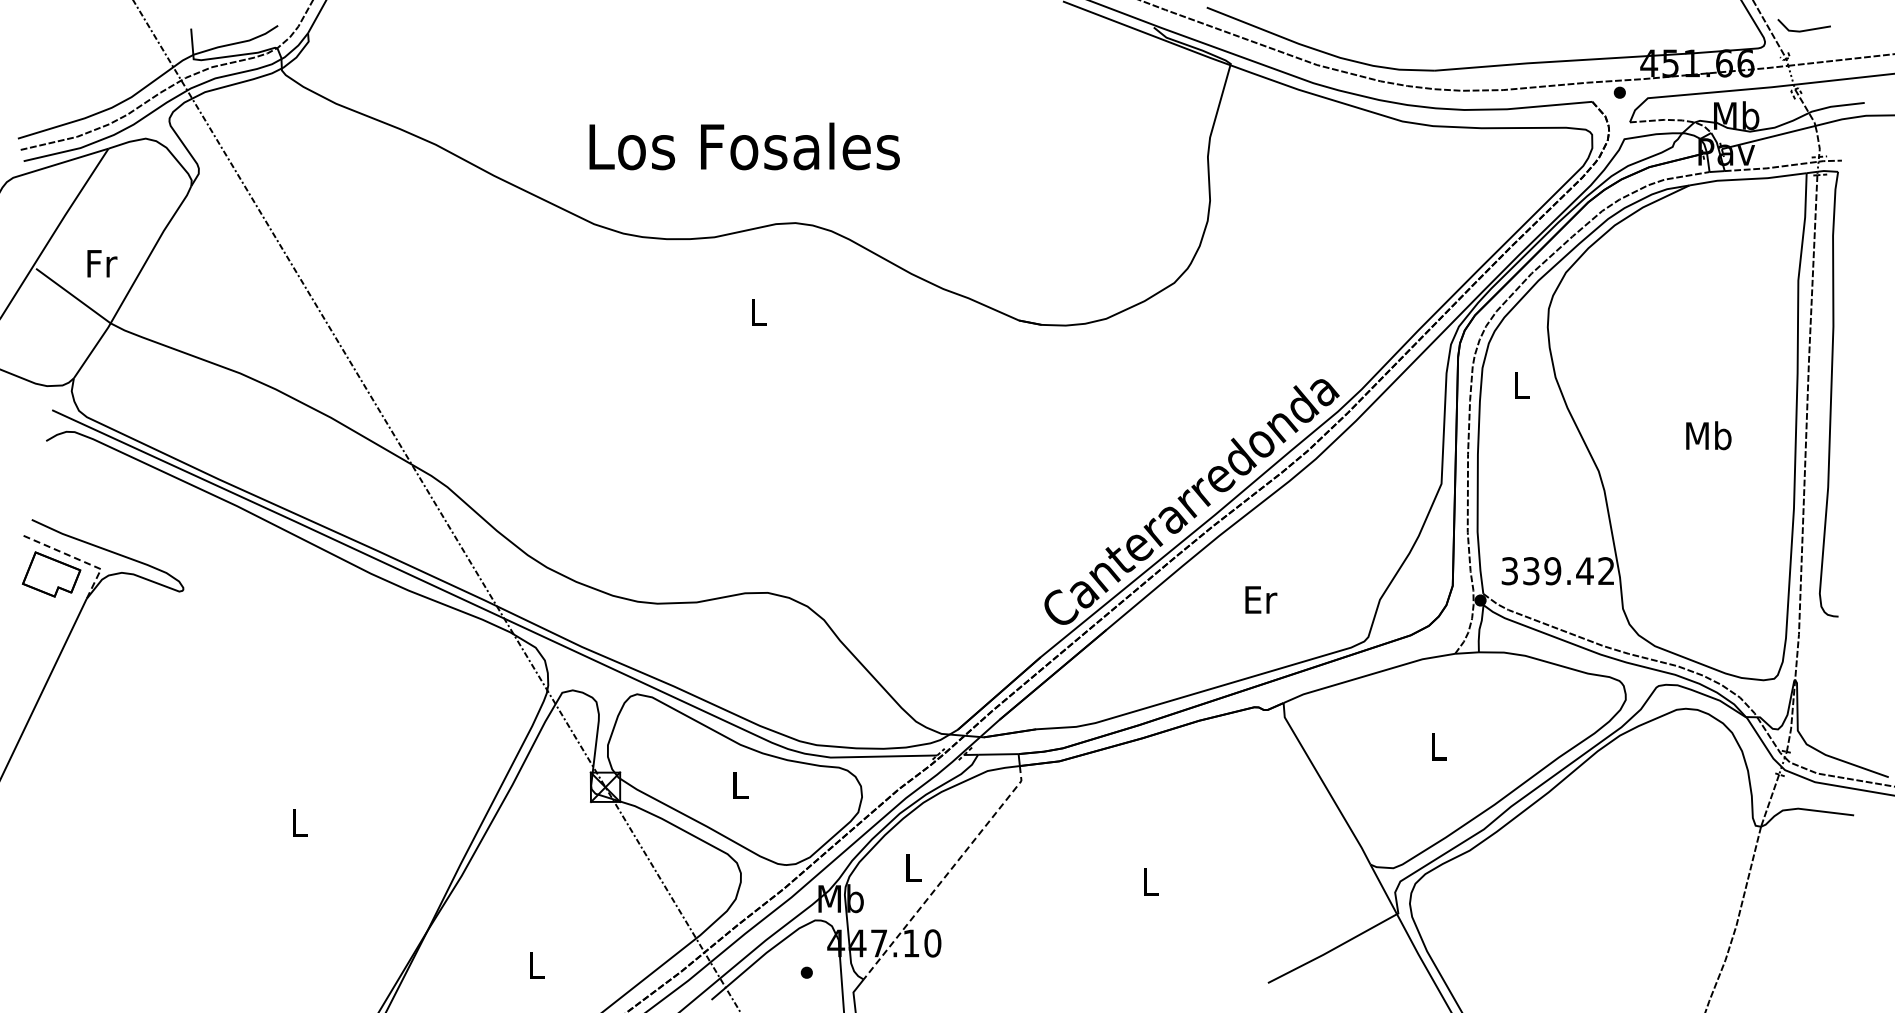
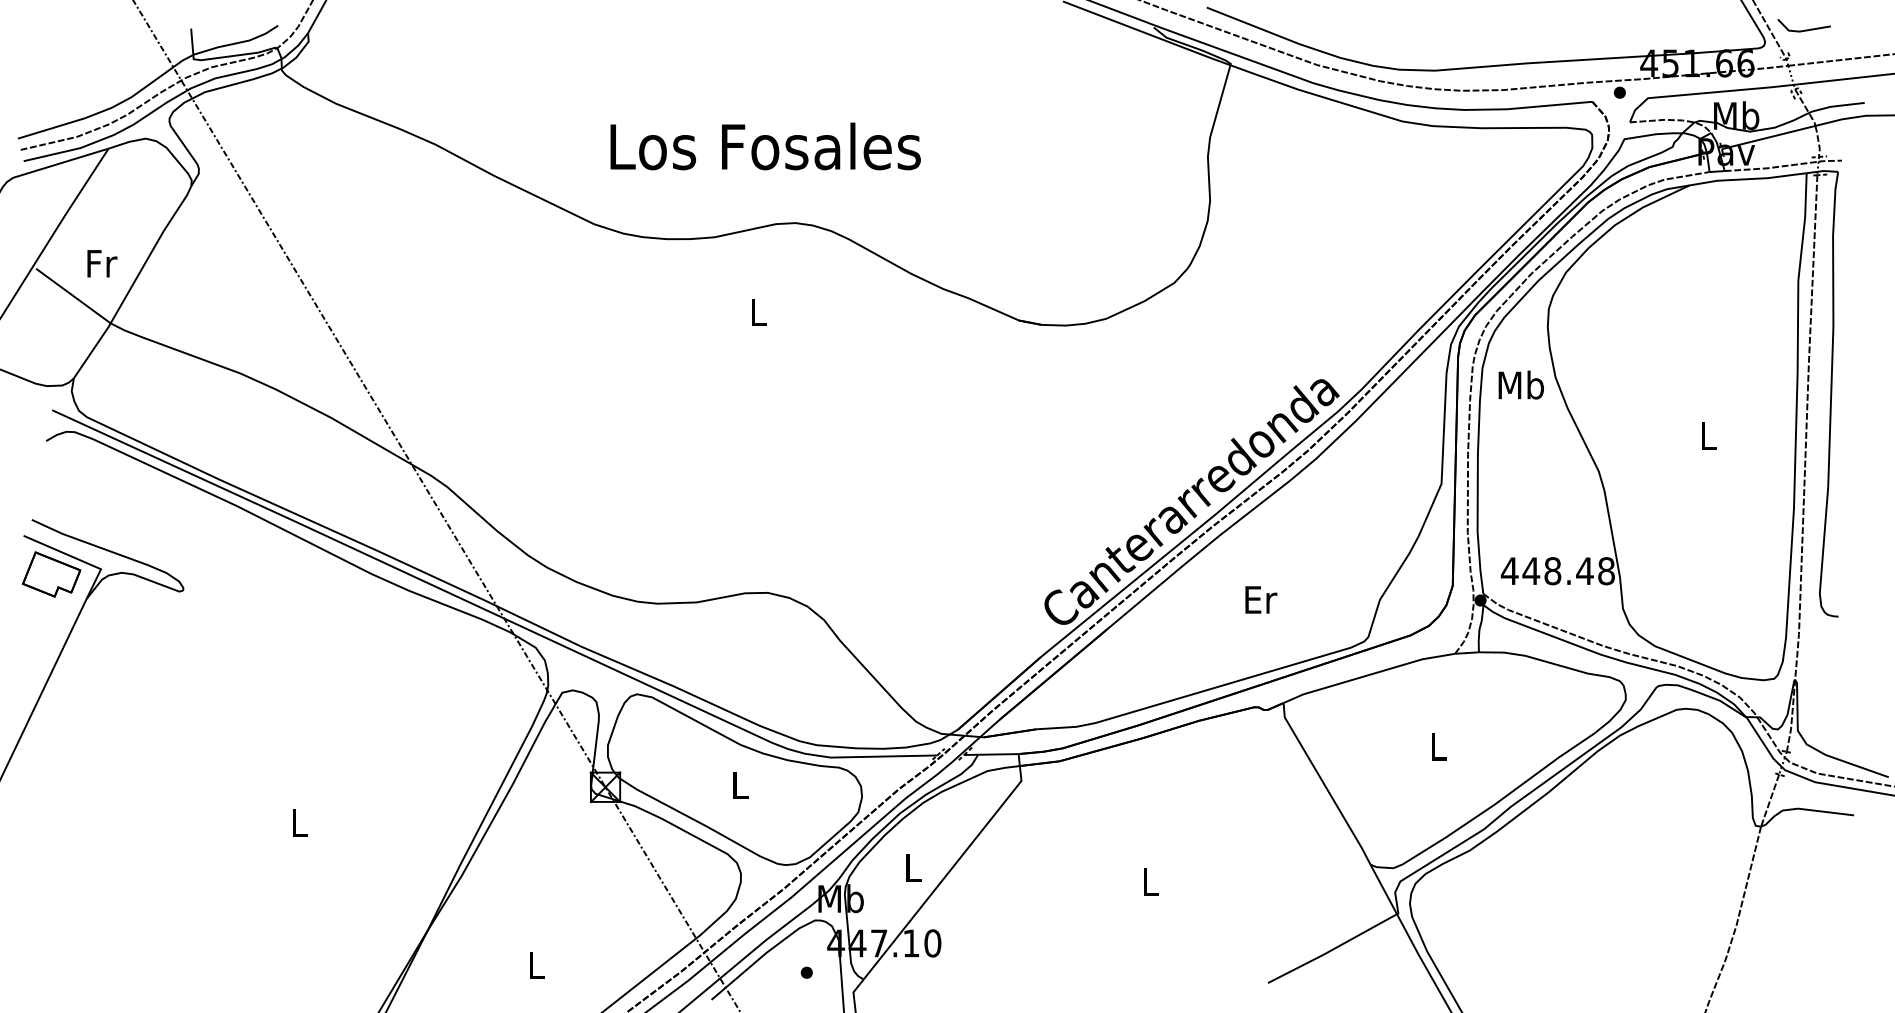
text position: (744, 146) -> (765, 146) (765, 146)
text: L -> Mb (1520, 384)
text: Mb -> L (1708, 435)
line: dashed -> solid (78, 559)
text: 339.42 -> 448.48 (1557, 571)
line: dashed -> solid (947, 873)
